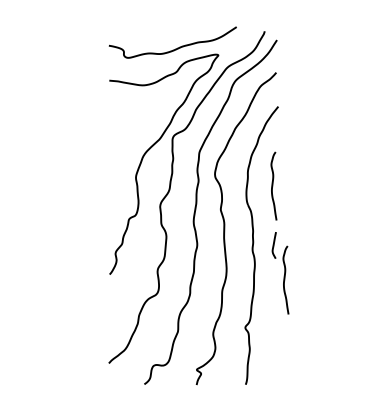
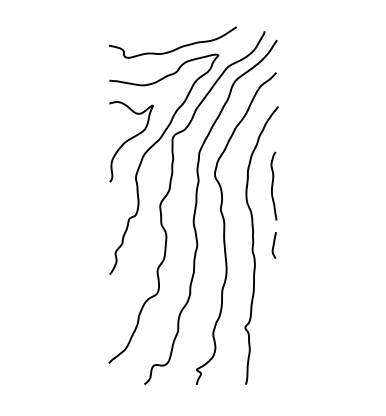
curve: none -> present (131, 139)
curve: present -> none (285, 279)
